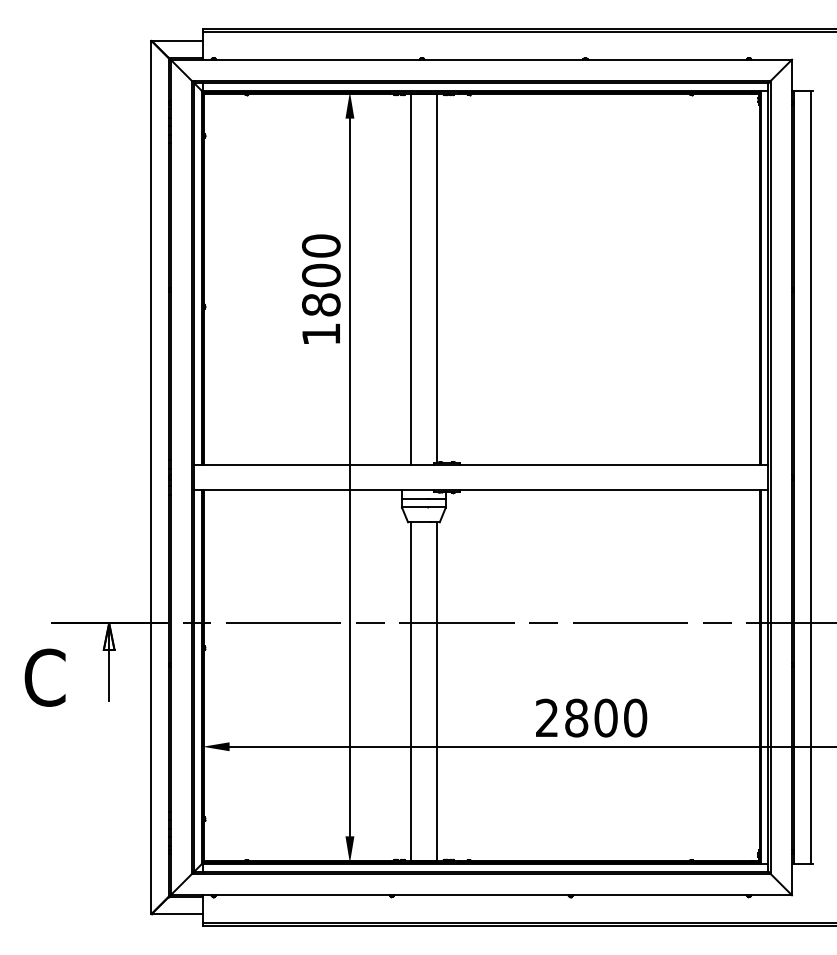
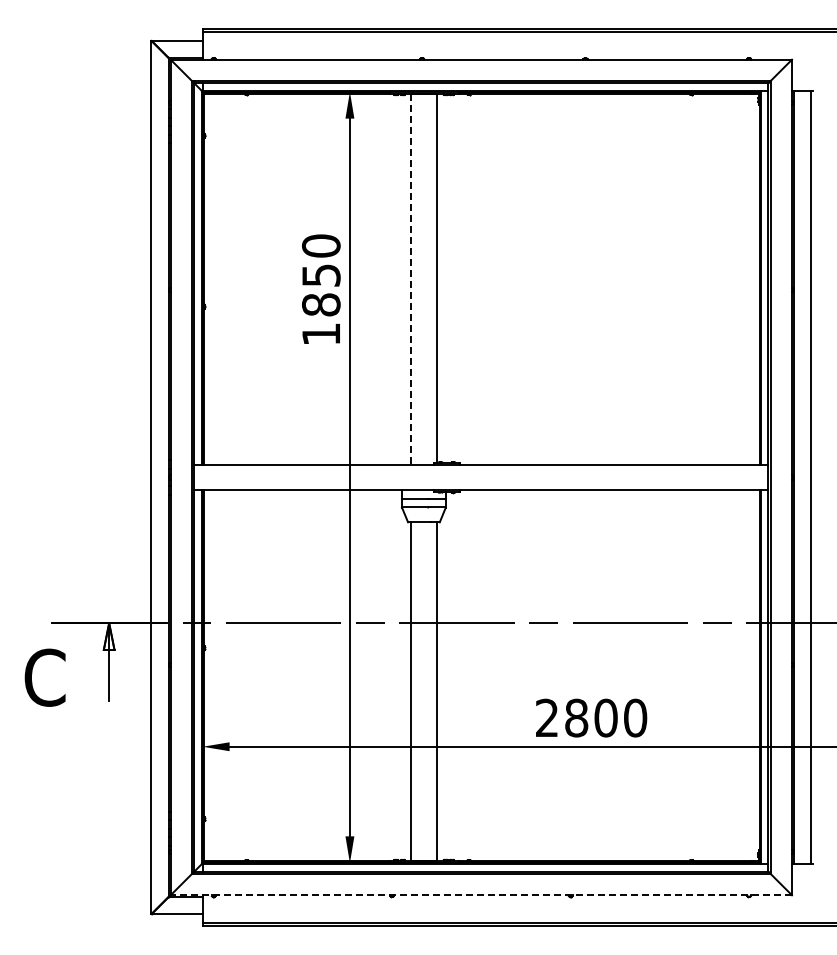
text: 1800 -> 1850 (321, 275)
line: solid -> dashed (411, 279)
line: solid -> dashed (481, 895)
